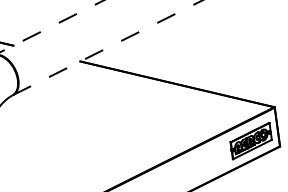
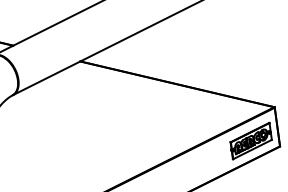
line: dashed -> solid (52, 26)
line: dashed -> solid (108, 47)
